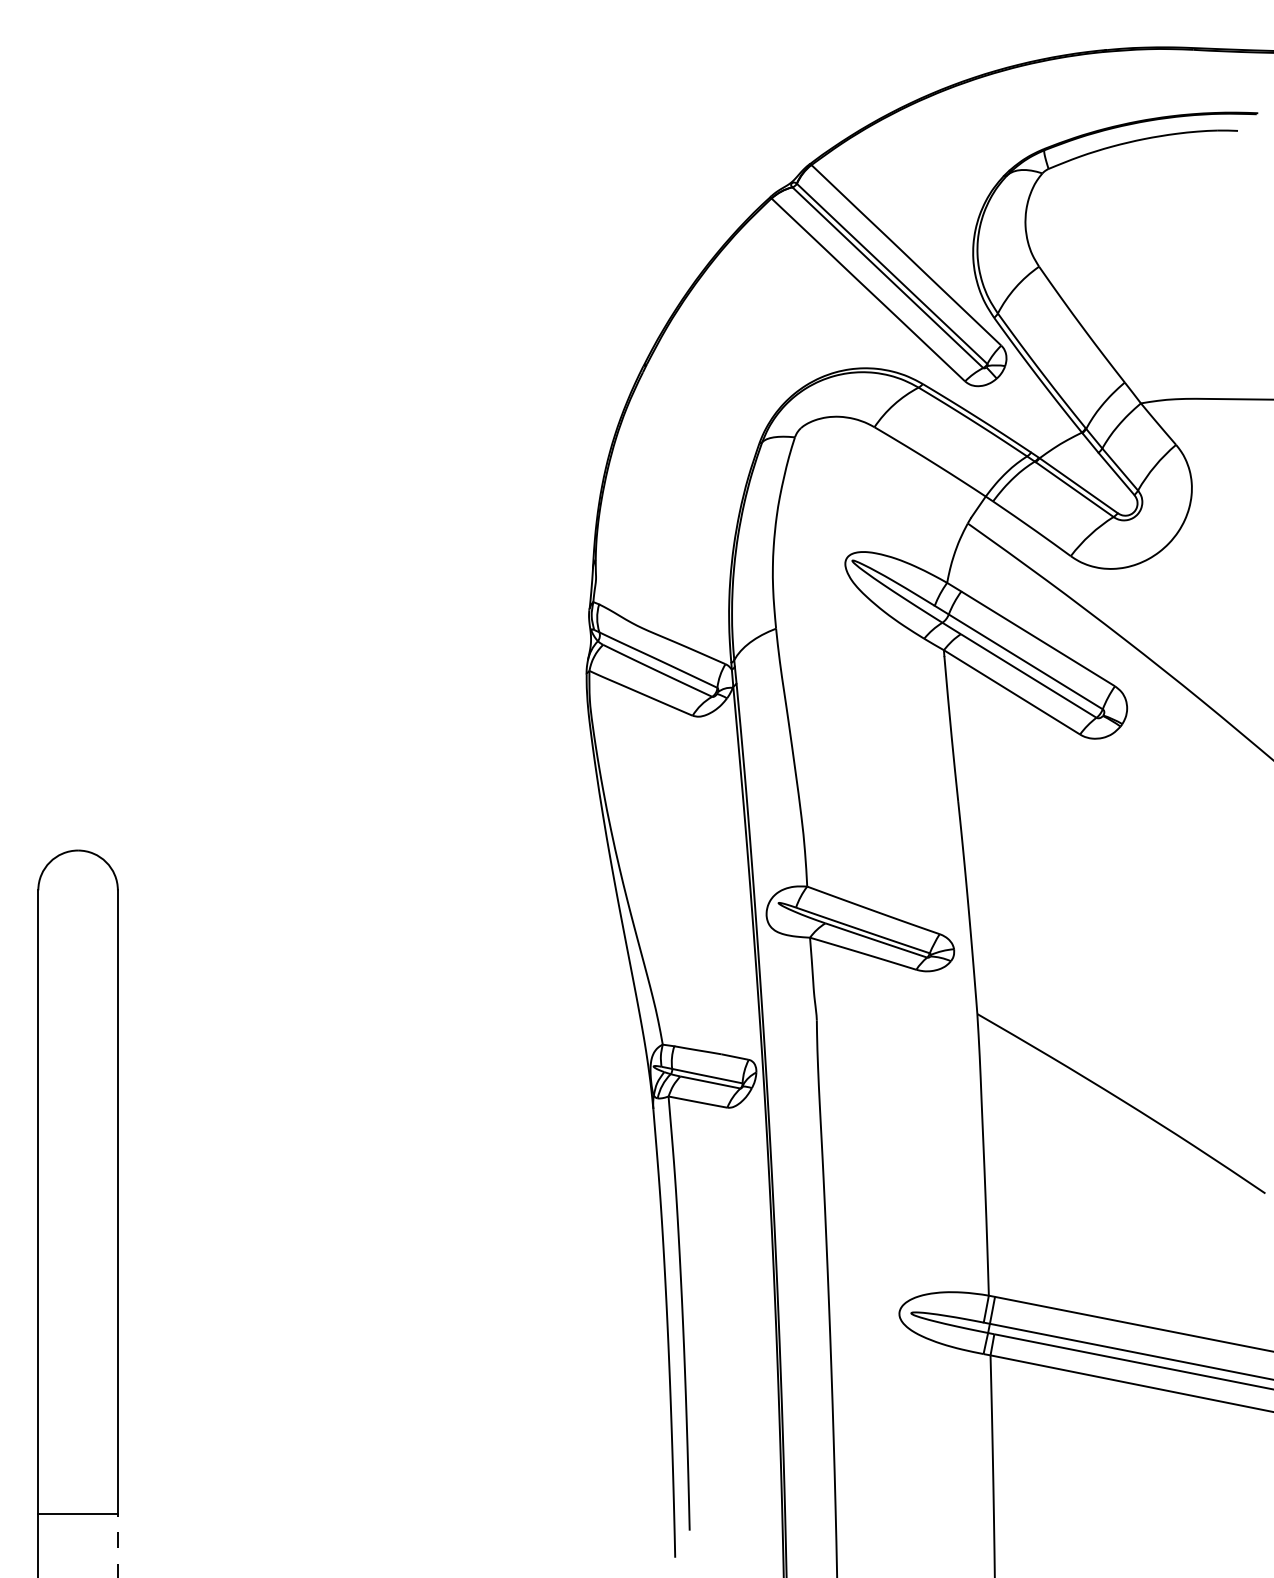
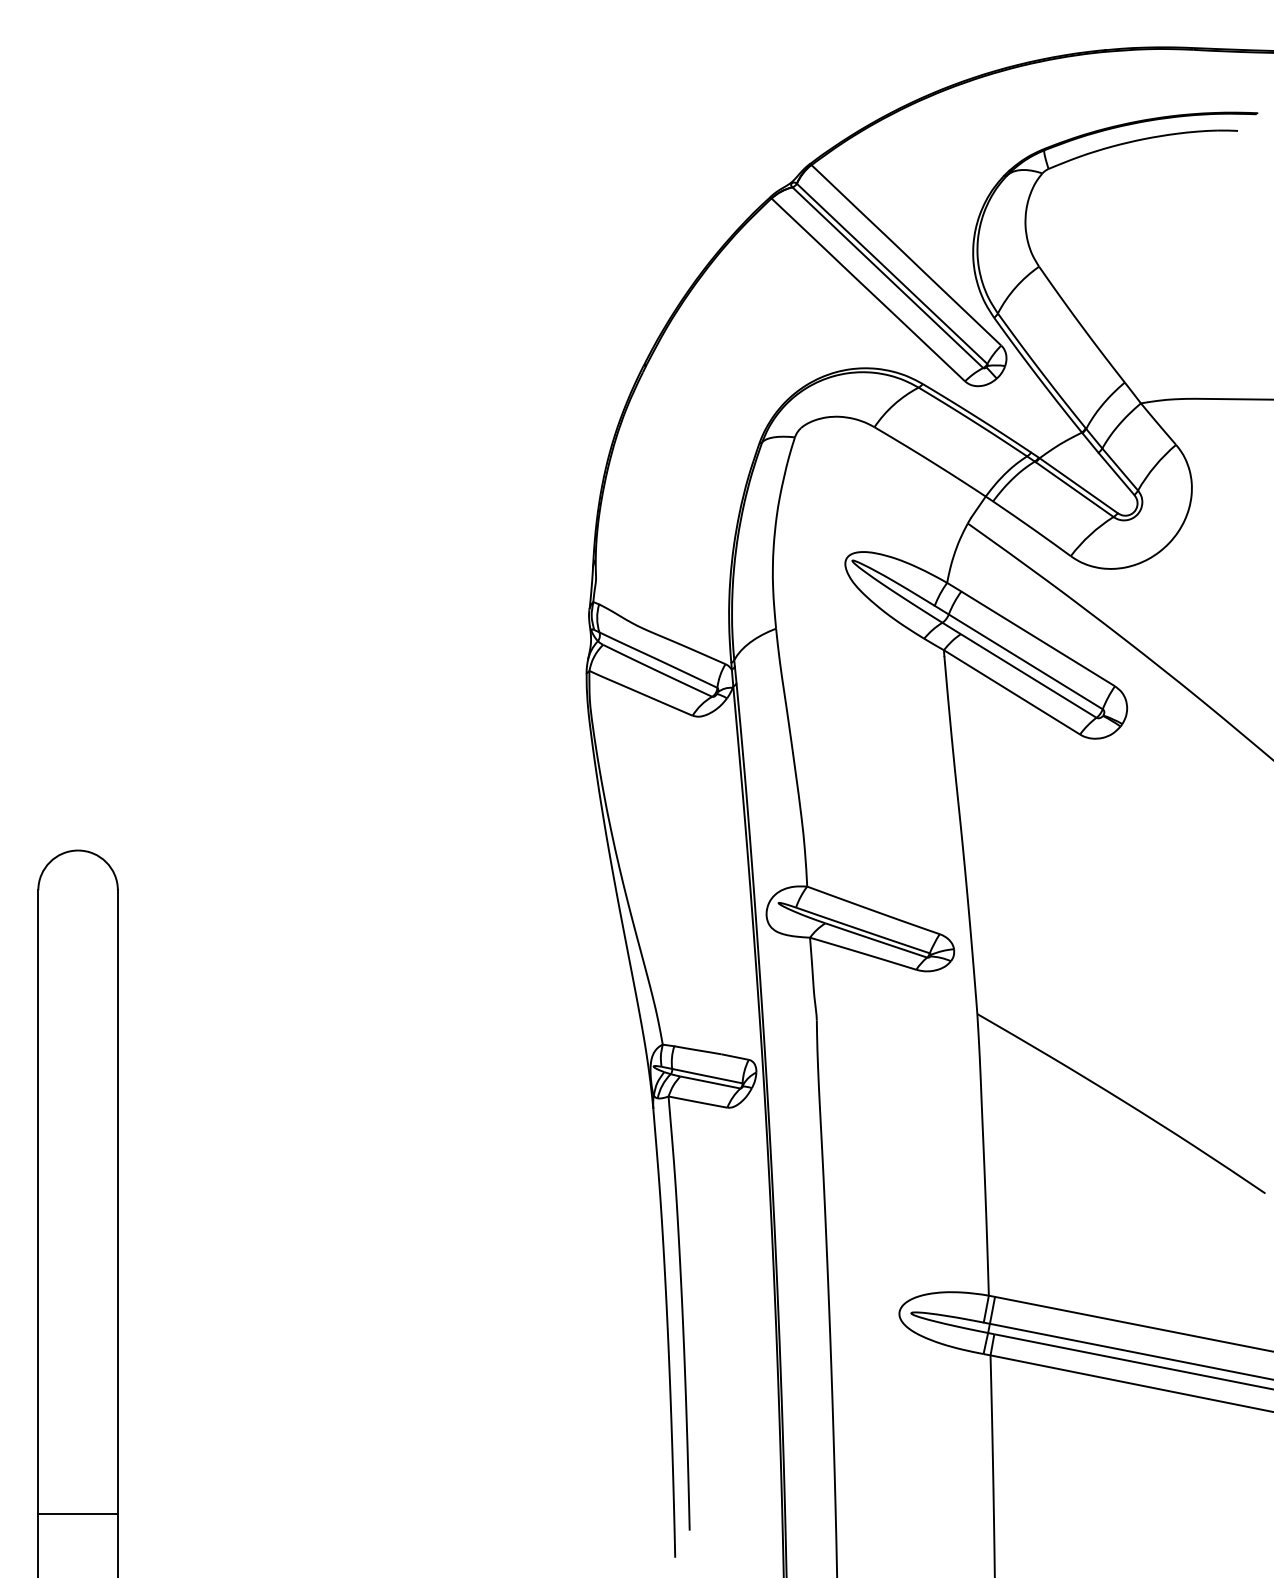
line: dashed -> solid (117, 1545)
